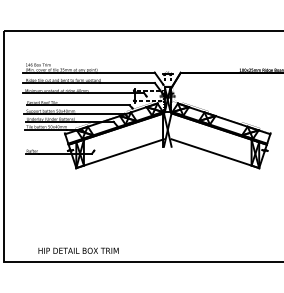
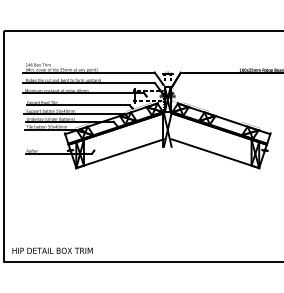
text position: (78, 250) -> (52, 250) (52, 250)
